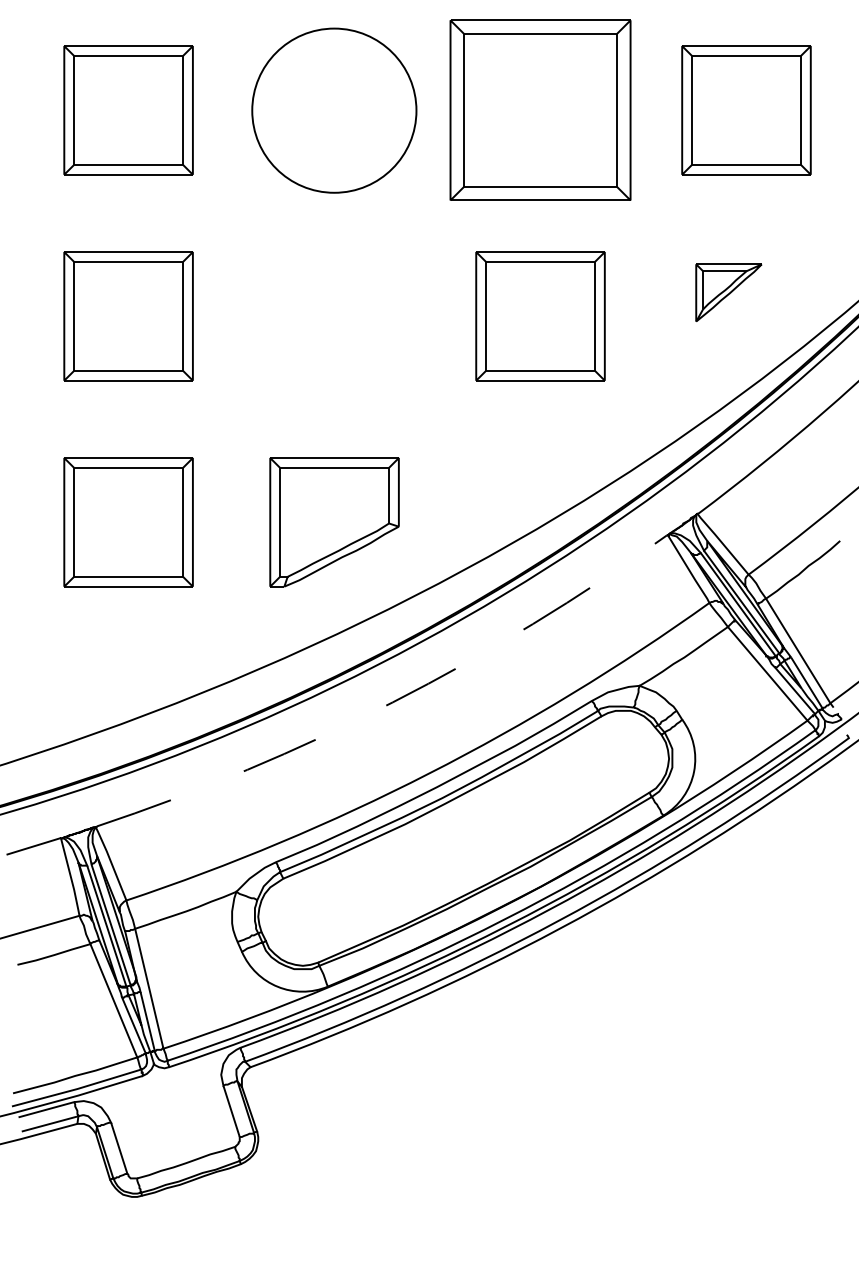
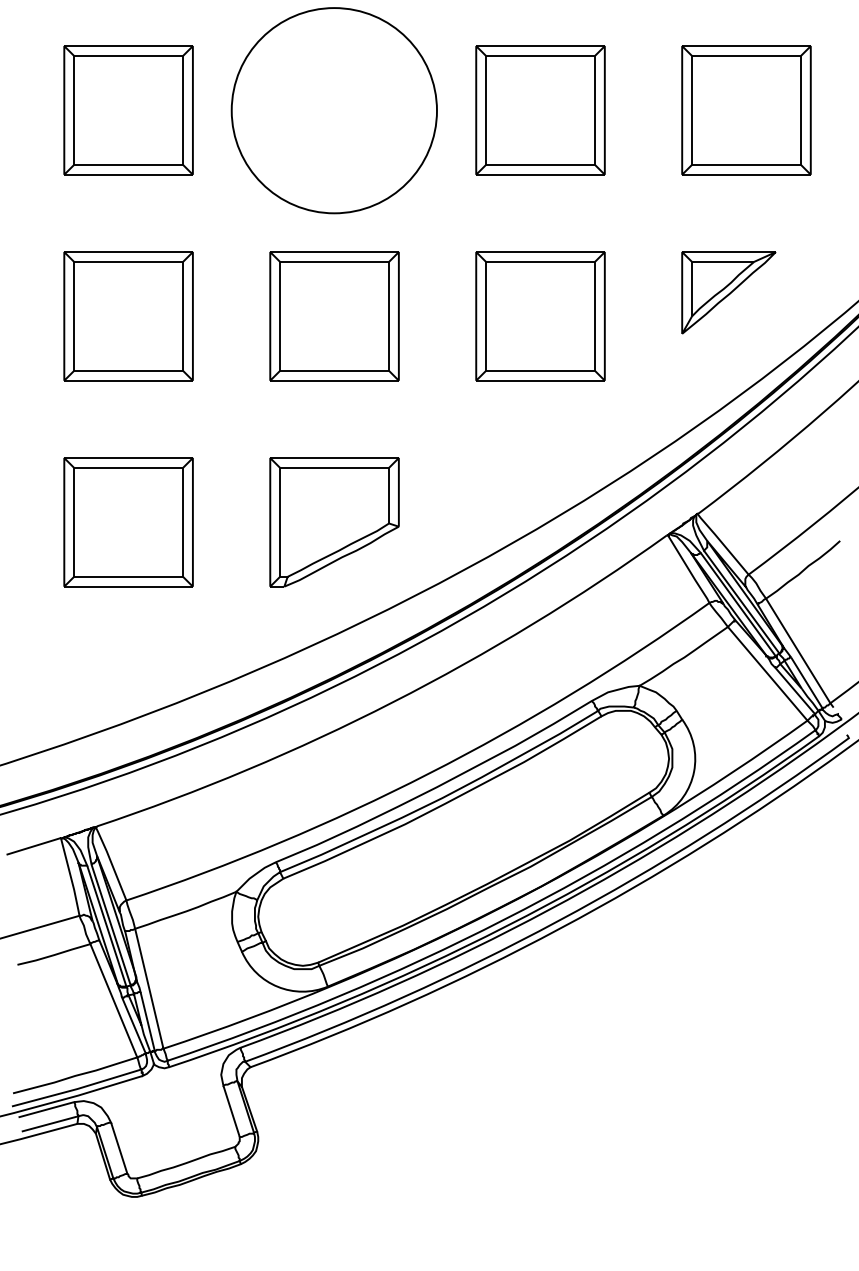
part size: 183x182 px -> 131x131 px (540, 110)
circle diameter: 164 px -> 205 px (334, 110)
part size: 68x59 px -> 96x84 px (728, 292)
part: none -> present (334, 316)
arc: dashed -> solid (392, 702)
